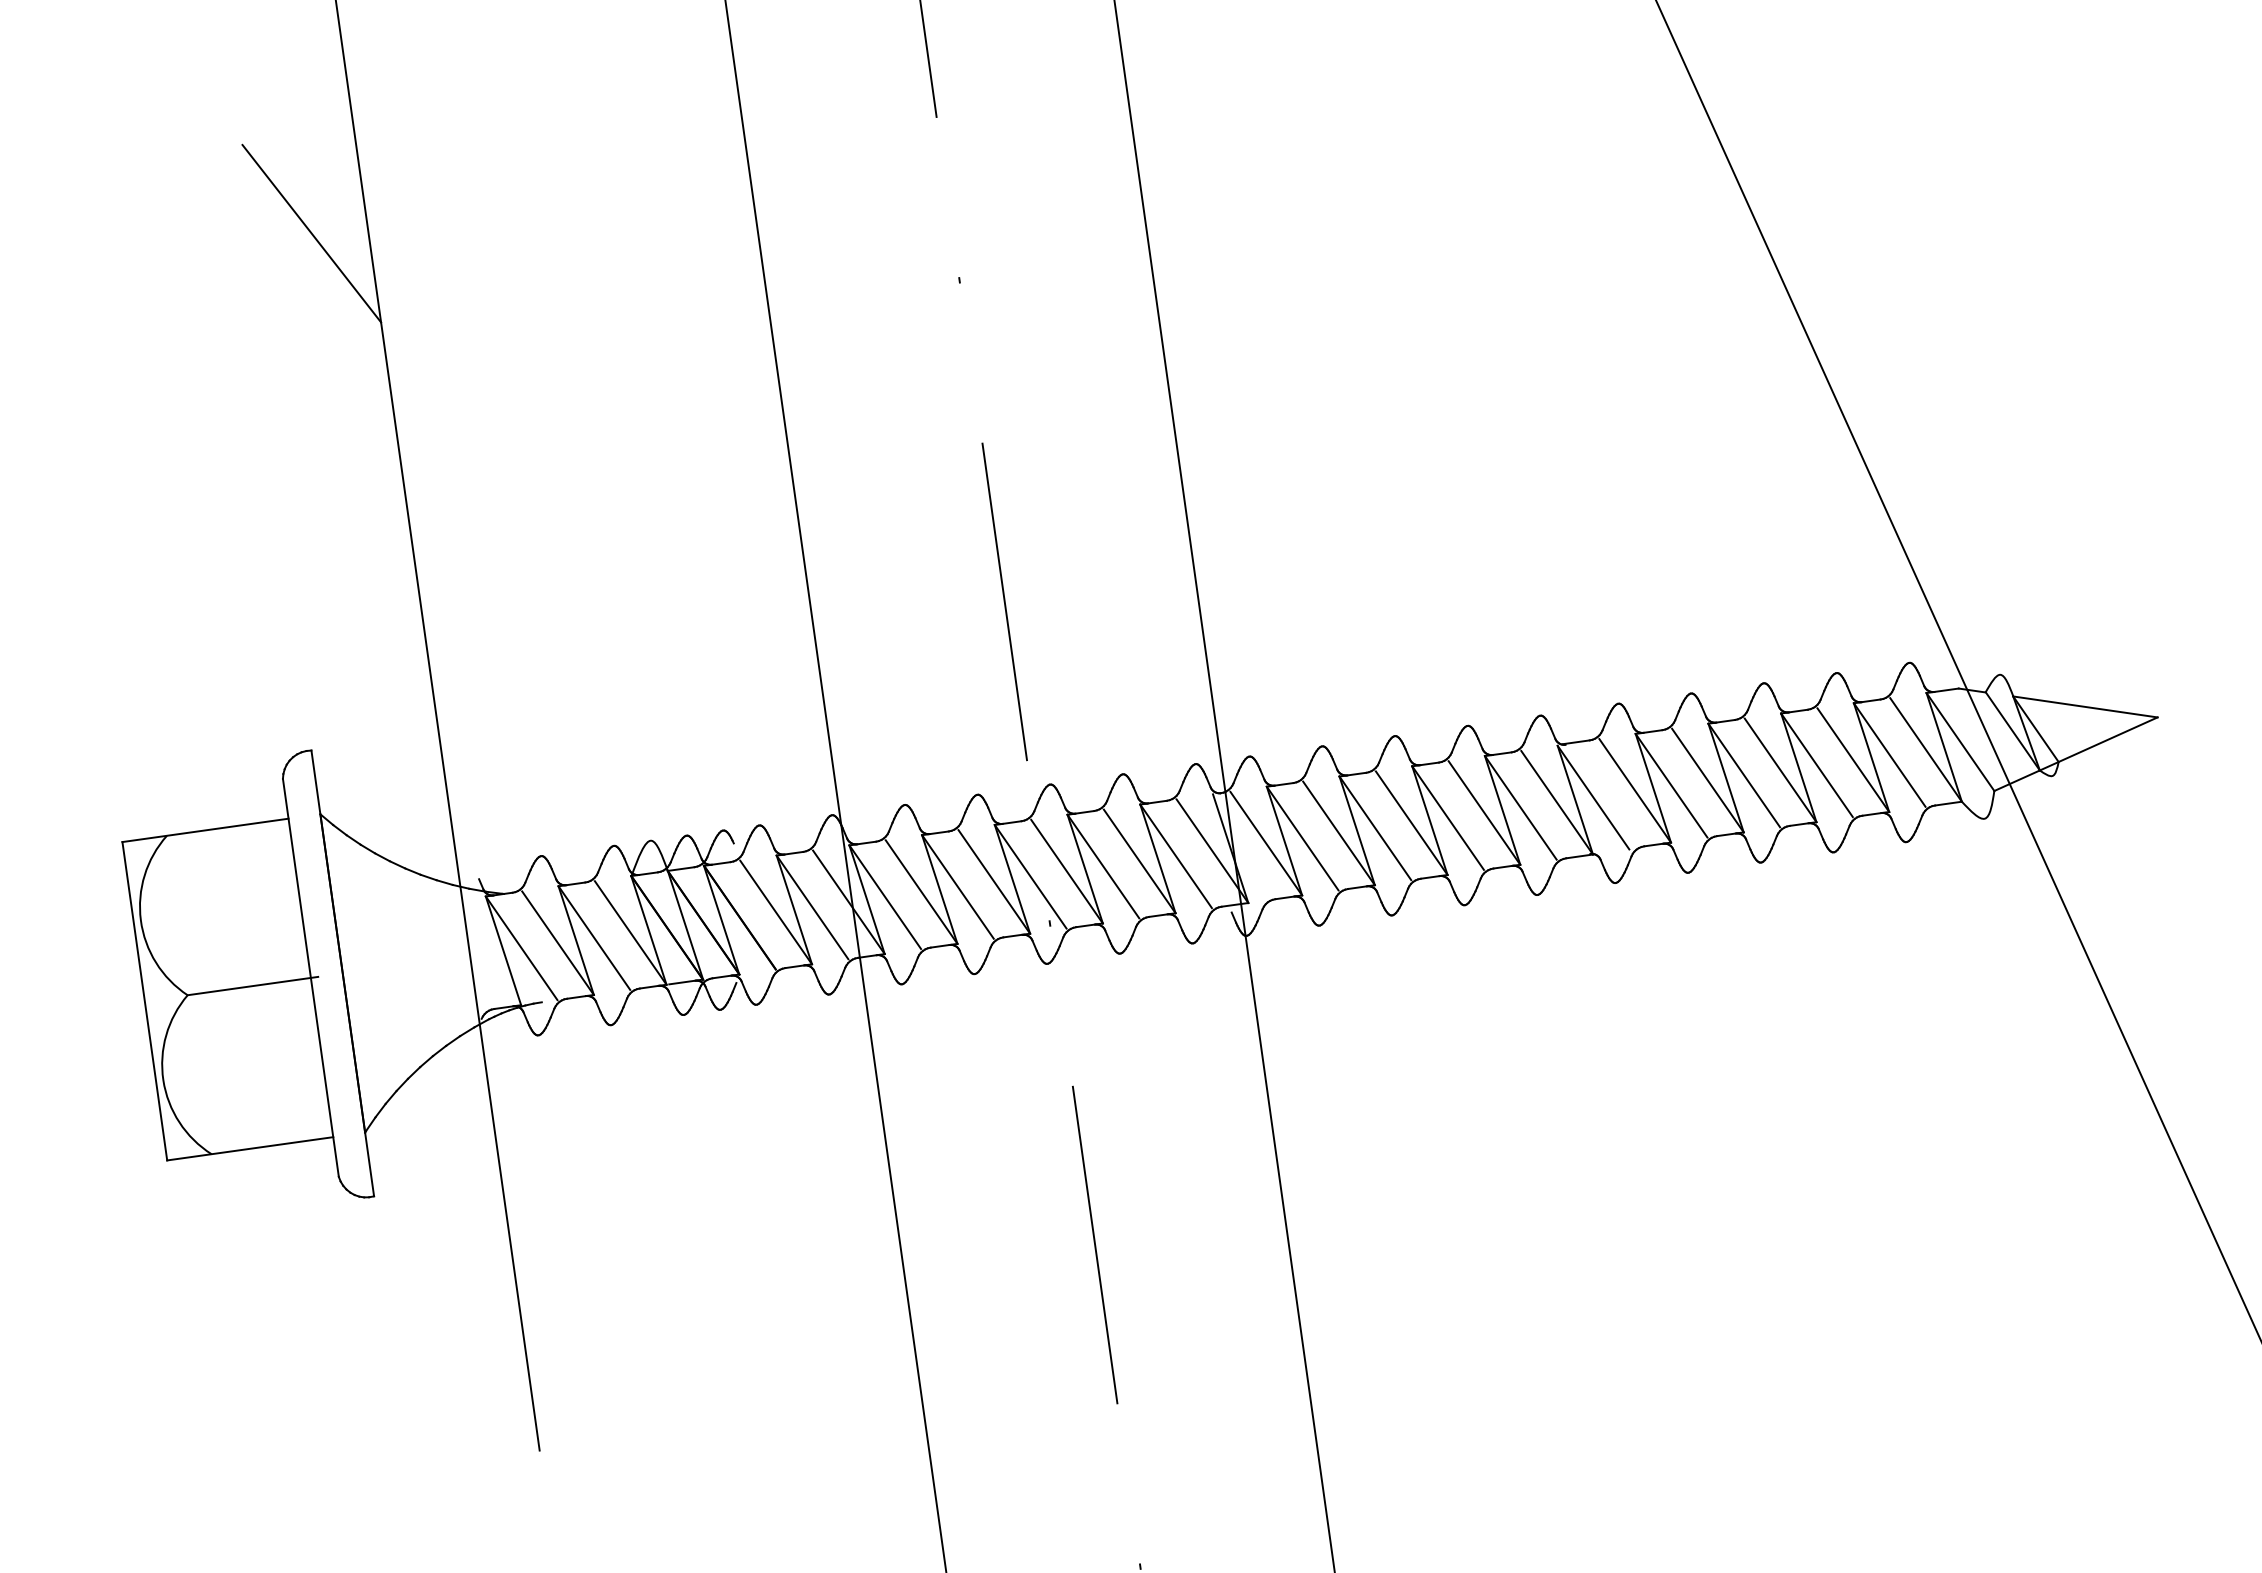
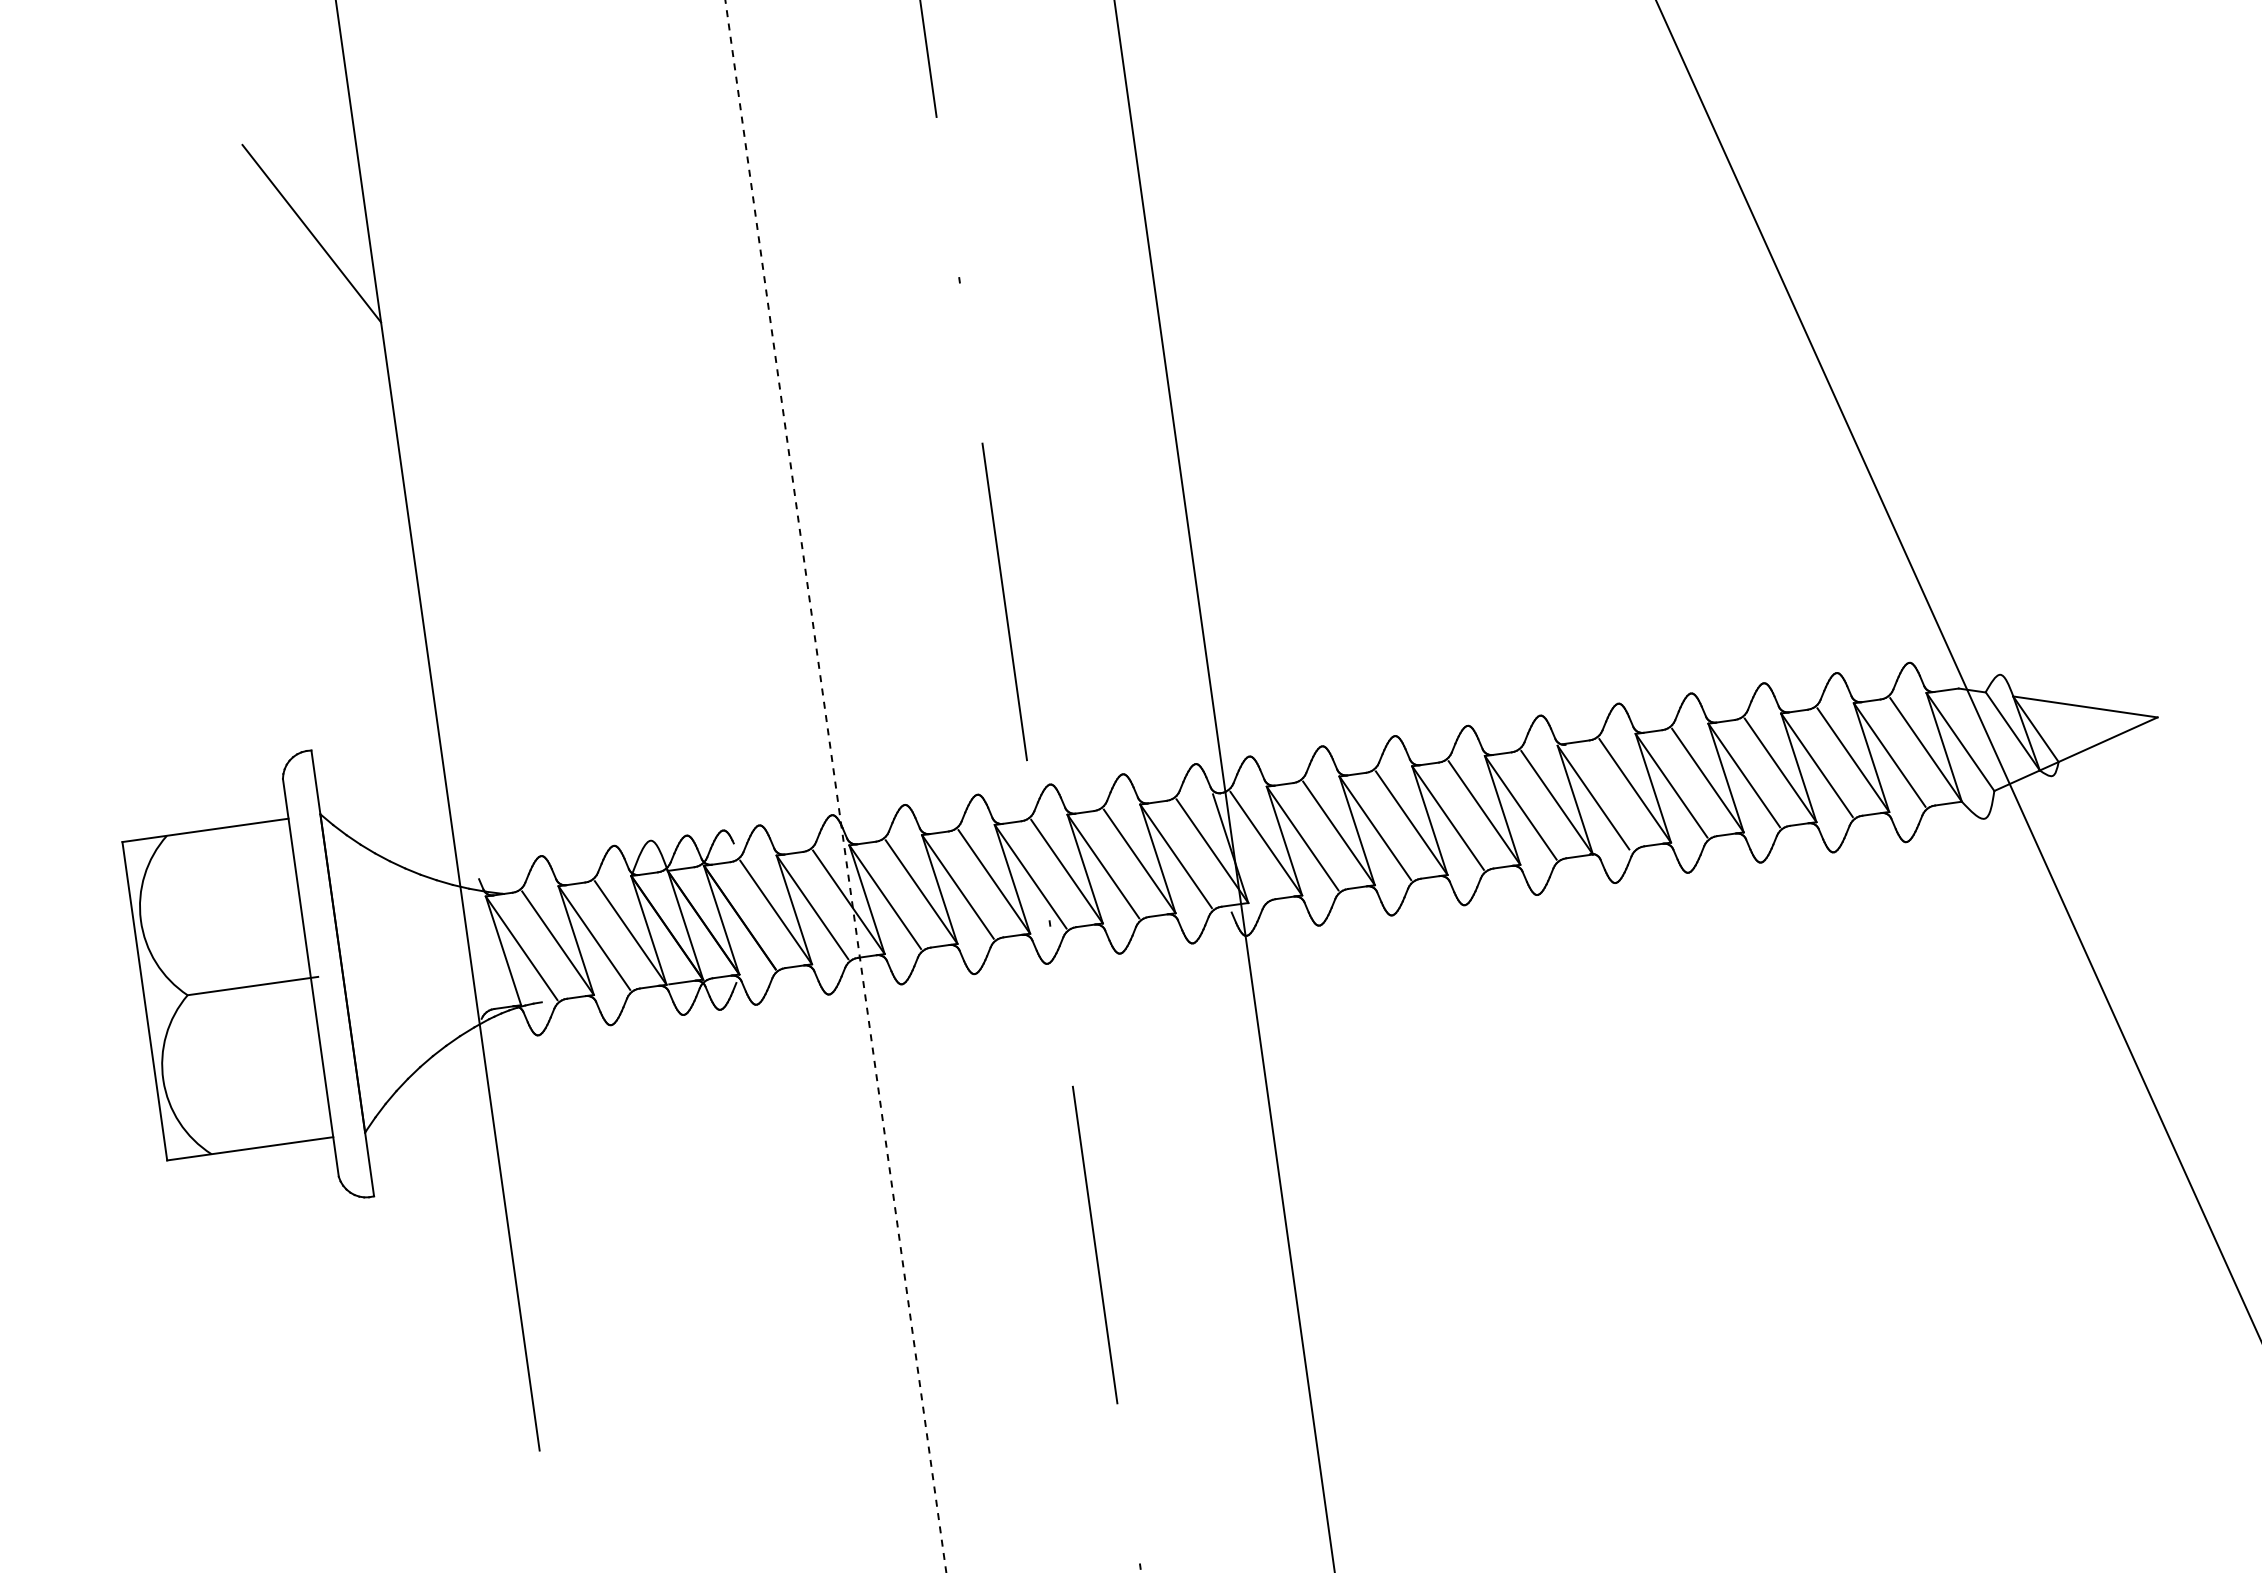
line: solid -> dashed (835, 786)
